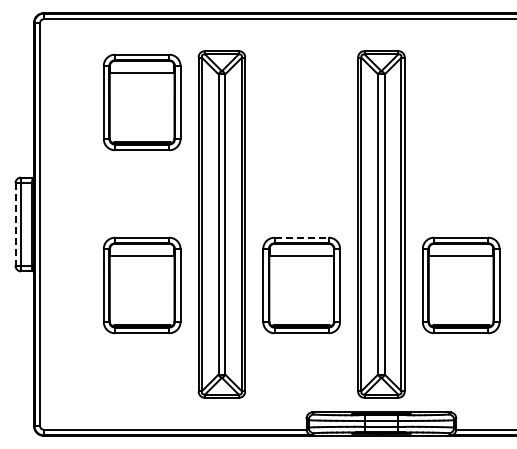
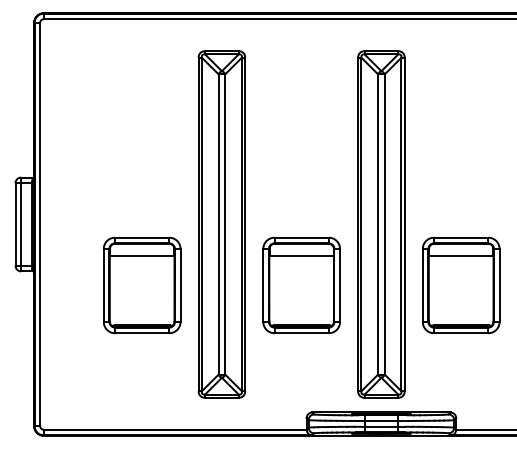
part: present -> none (141, 102)
line: dashed -> solid (15, 224)
line: dashed -> solid (302, 237)
